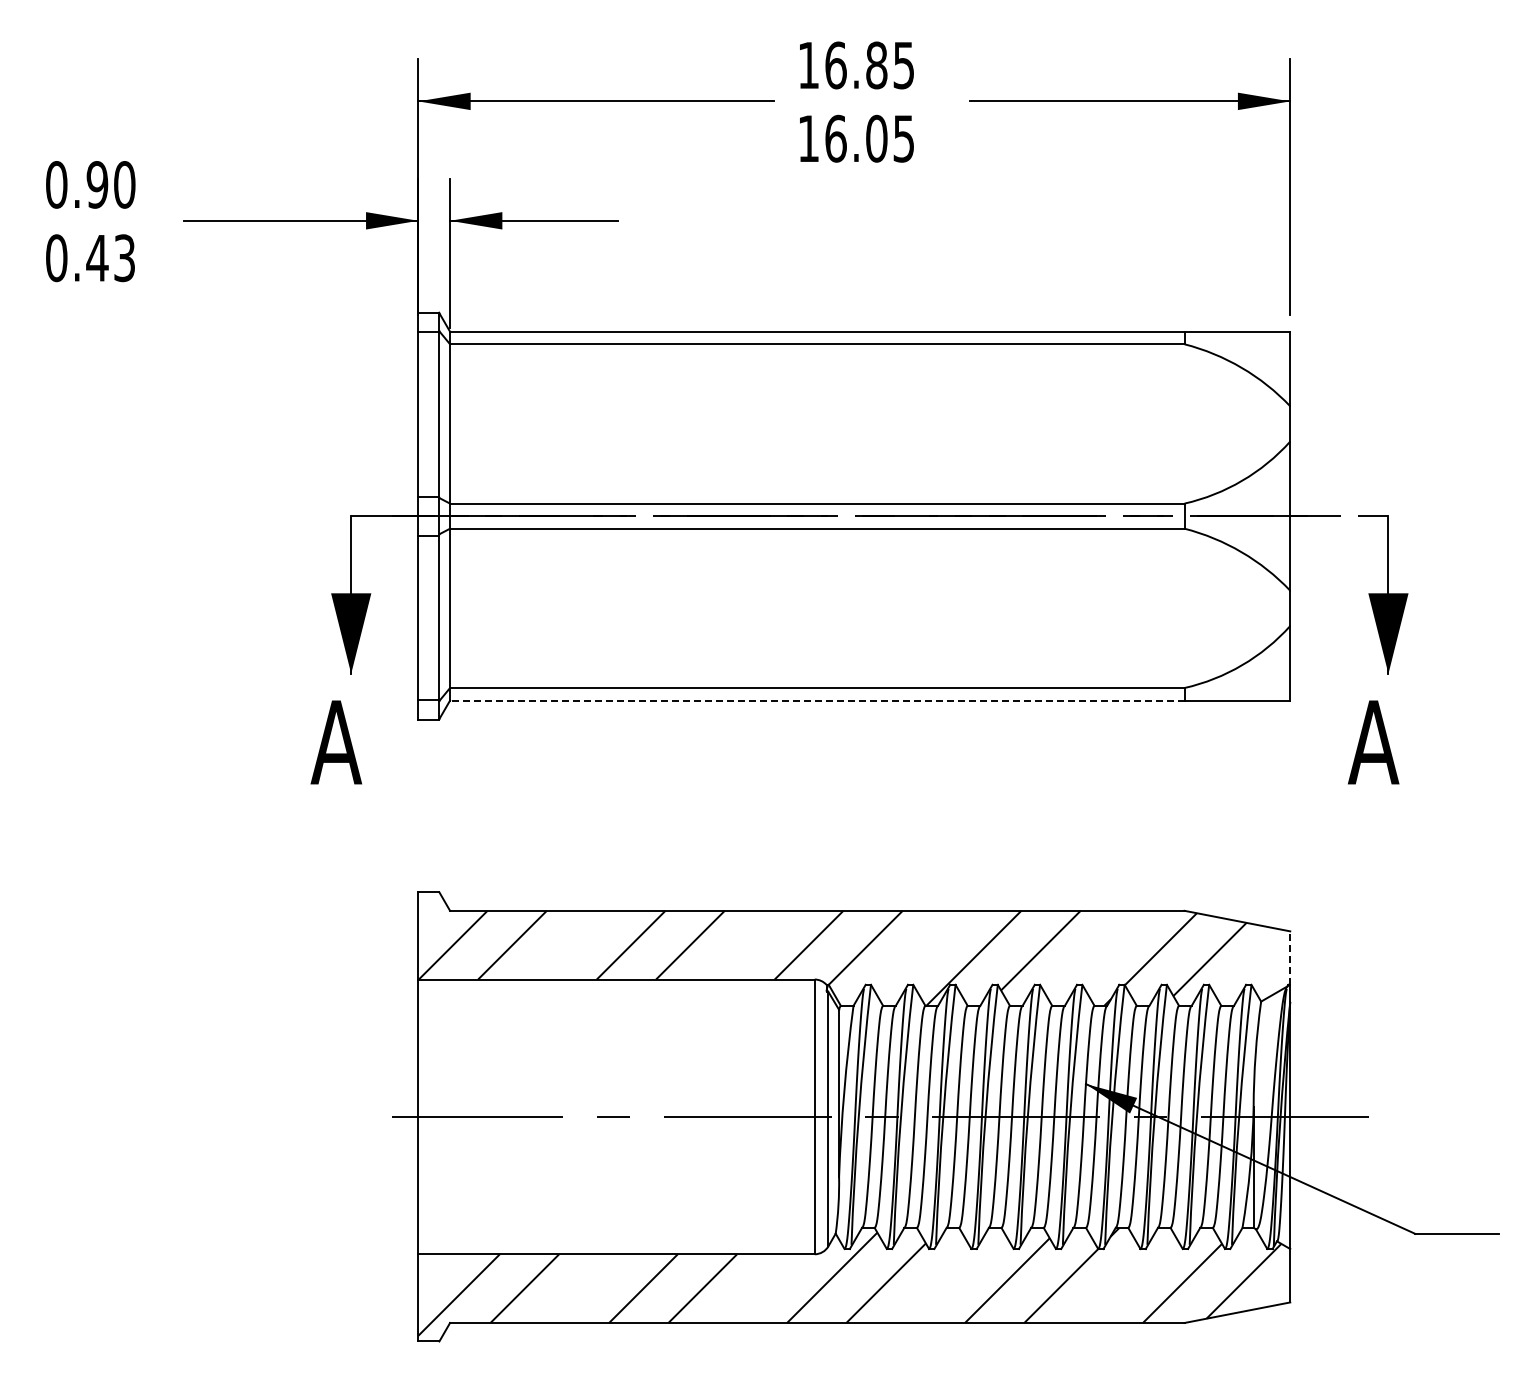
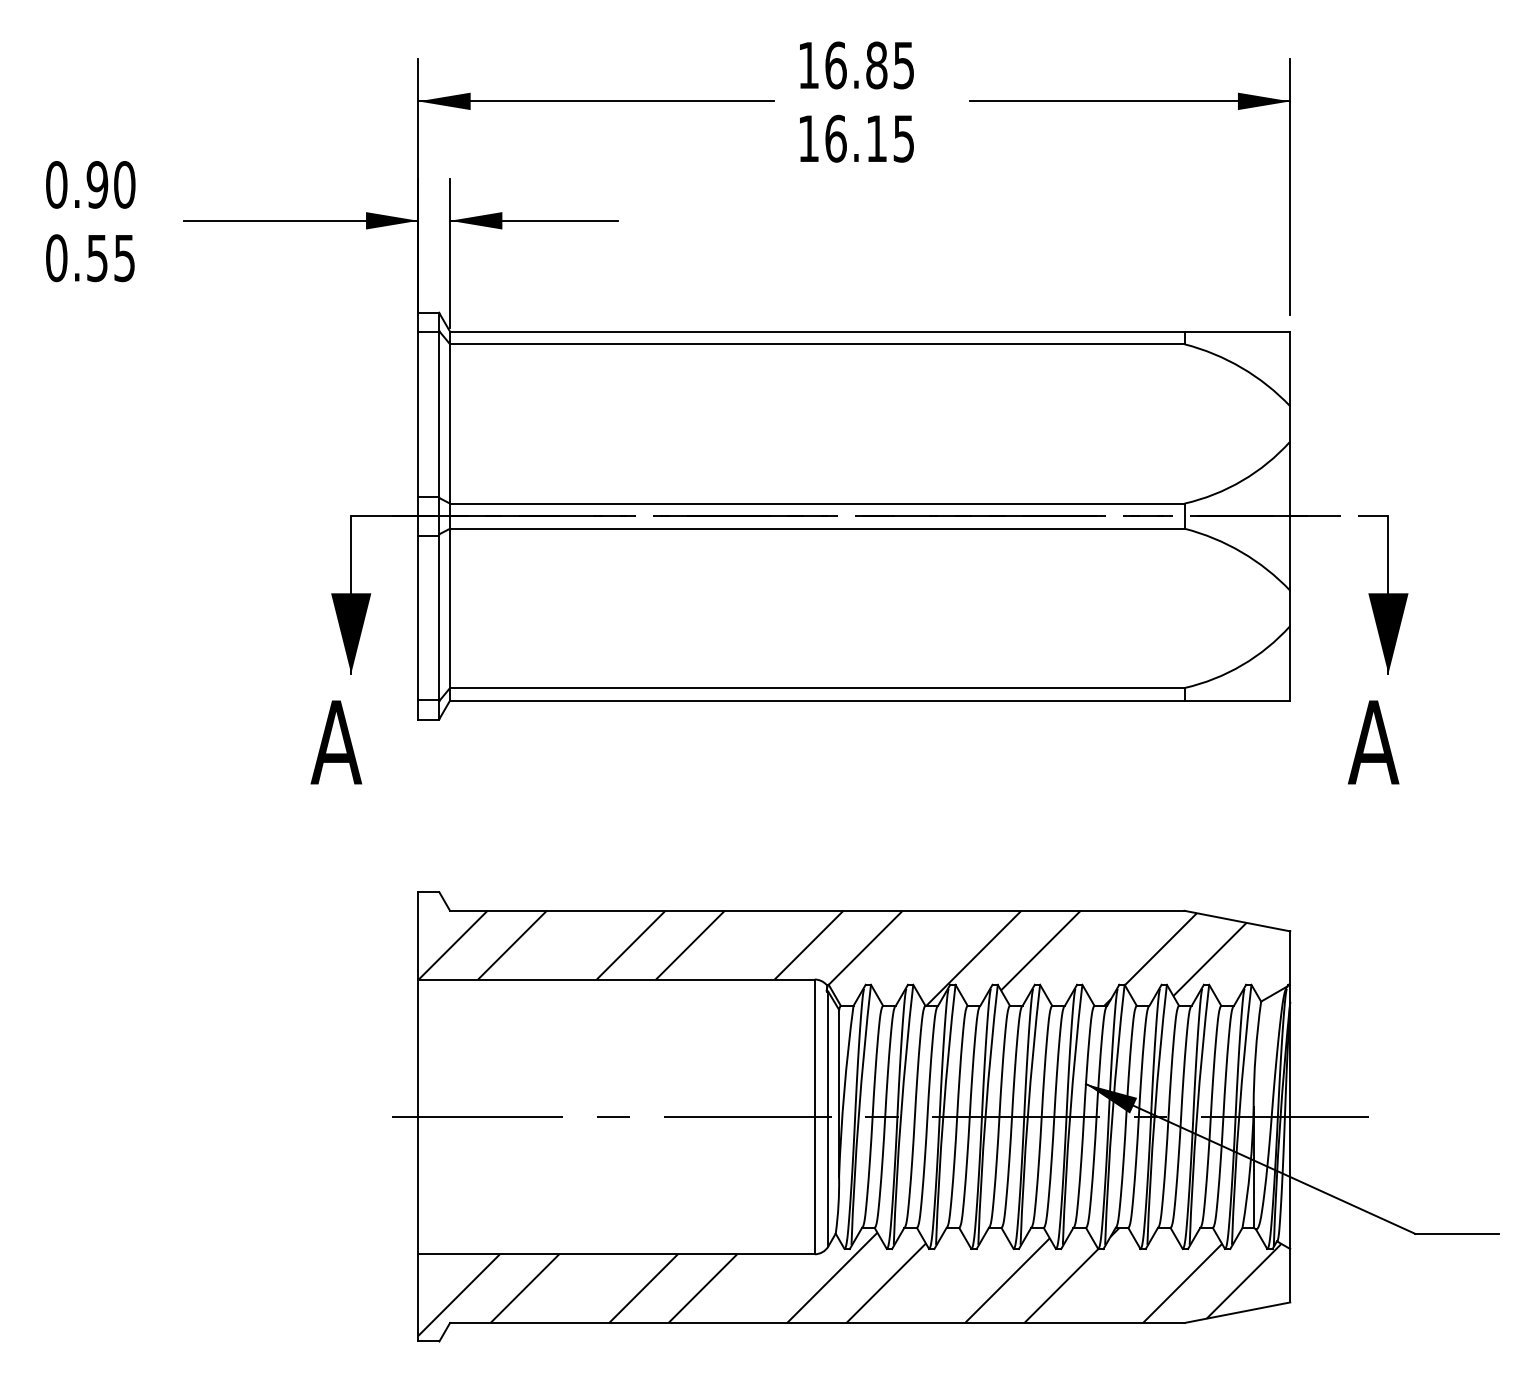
text: 16.05 -> 16.15 (876, 138)
text: 0.43 -> 0.55 (110, 258)
line: dashed -> solid (816, 700)
line: dashed -> solid (1290, 958)
